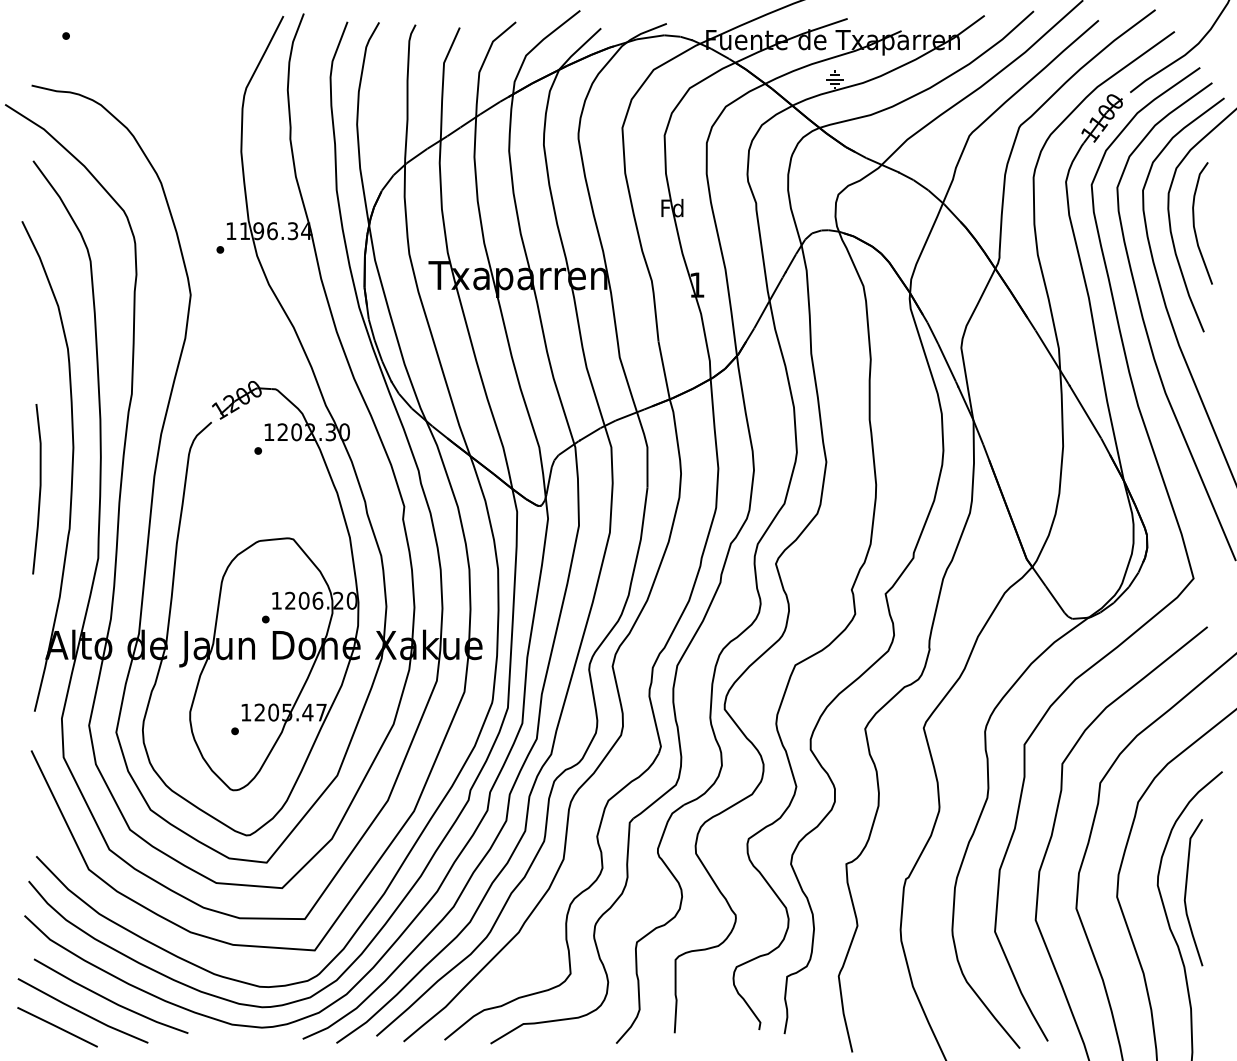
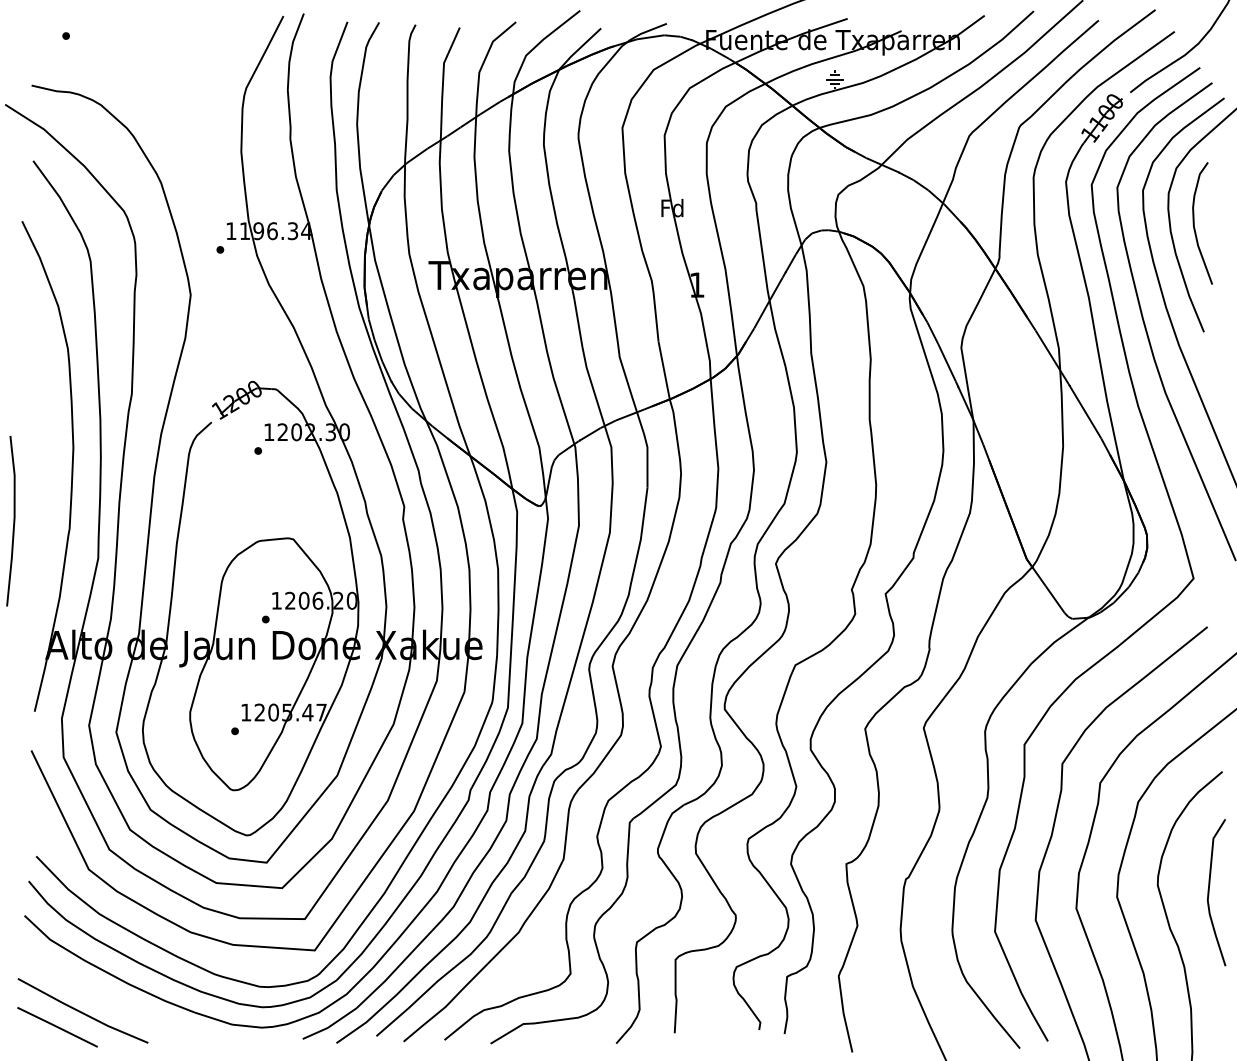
line position: (39, 489) -> (13, 521) (13, 521)
curve position: (1186, 892) -> (1209, 892) (1209, 892)
line: present -> none (108, 998)
